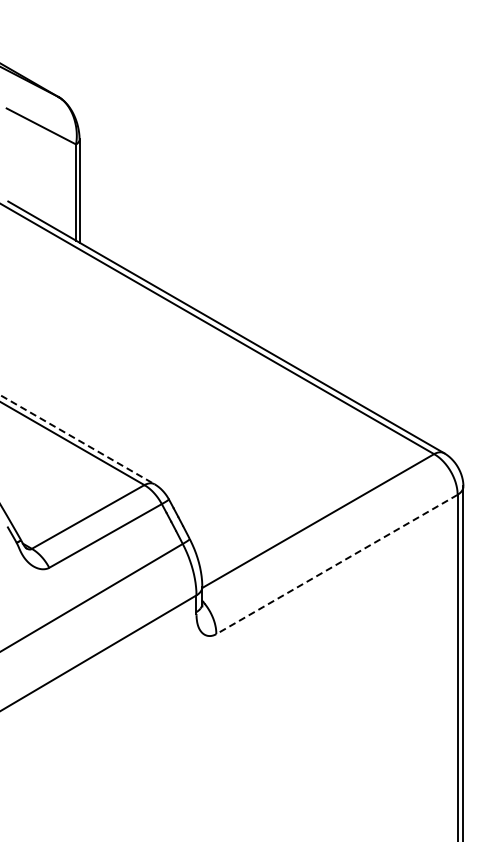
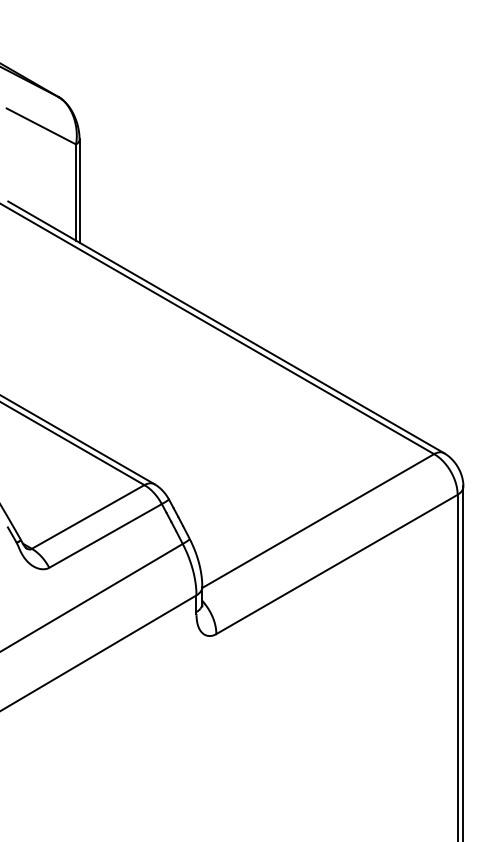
line: dashed -> solid (77, 439)
line: dashed -> solid (336, 564)
